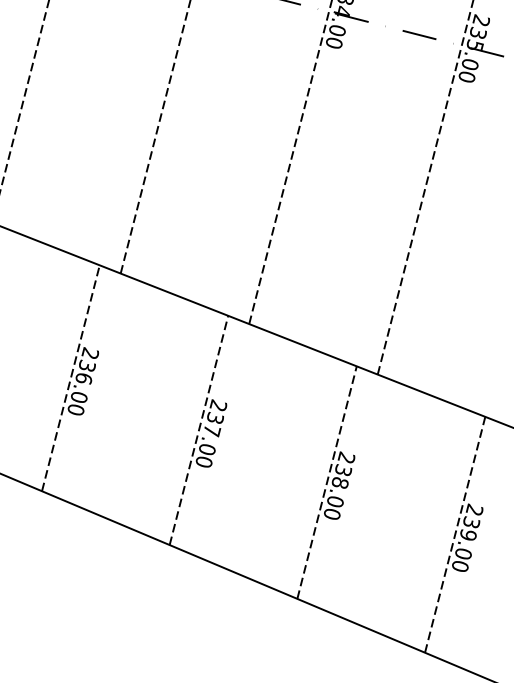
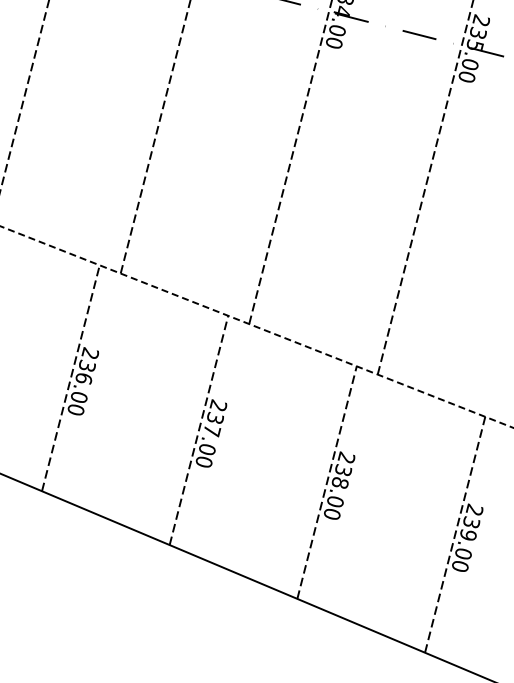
line: solid -> dashed (256, 327)
